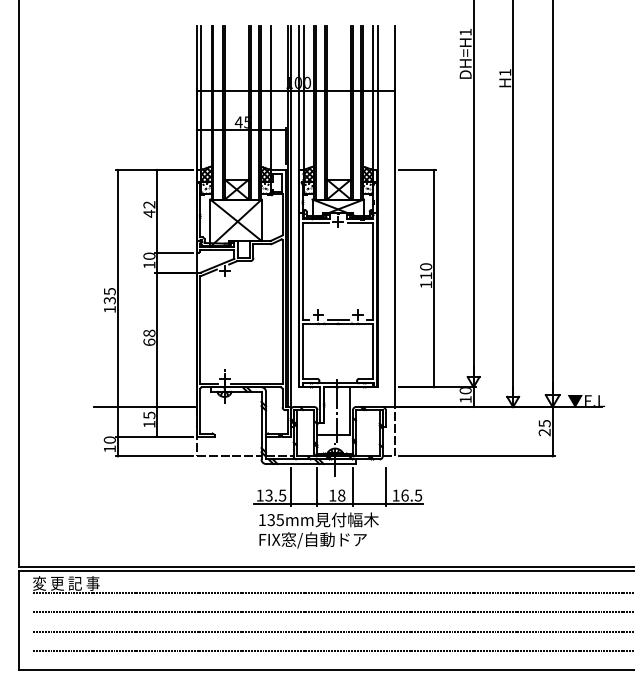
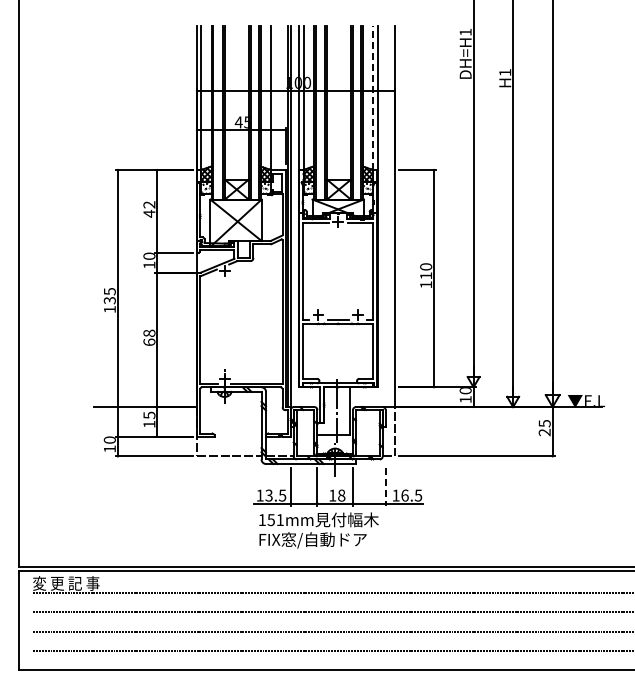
line: solid -> dashed (372, 97)
line: solid -> dashed (385, 486)
text: 135mm -> 151mm (275, 520)
